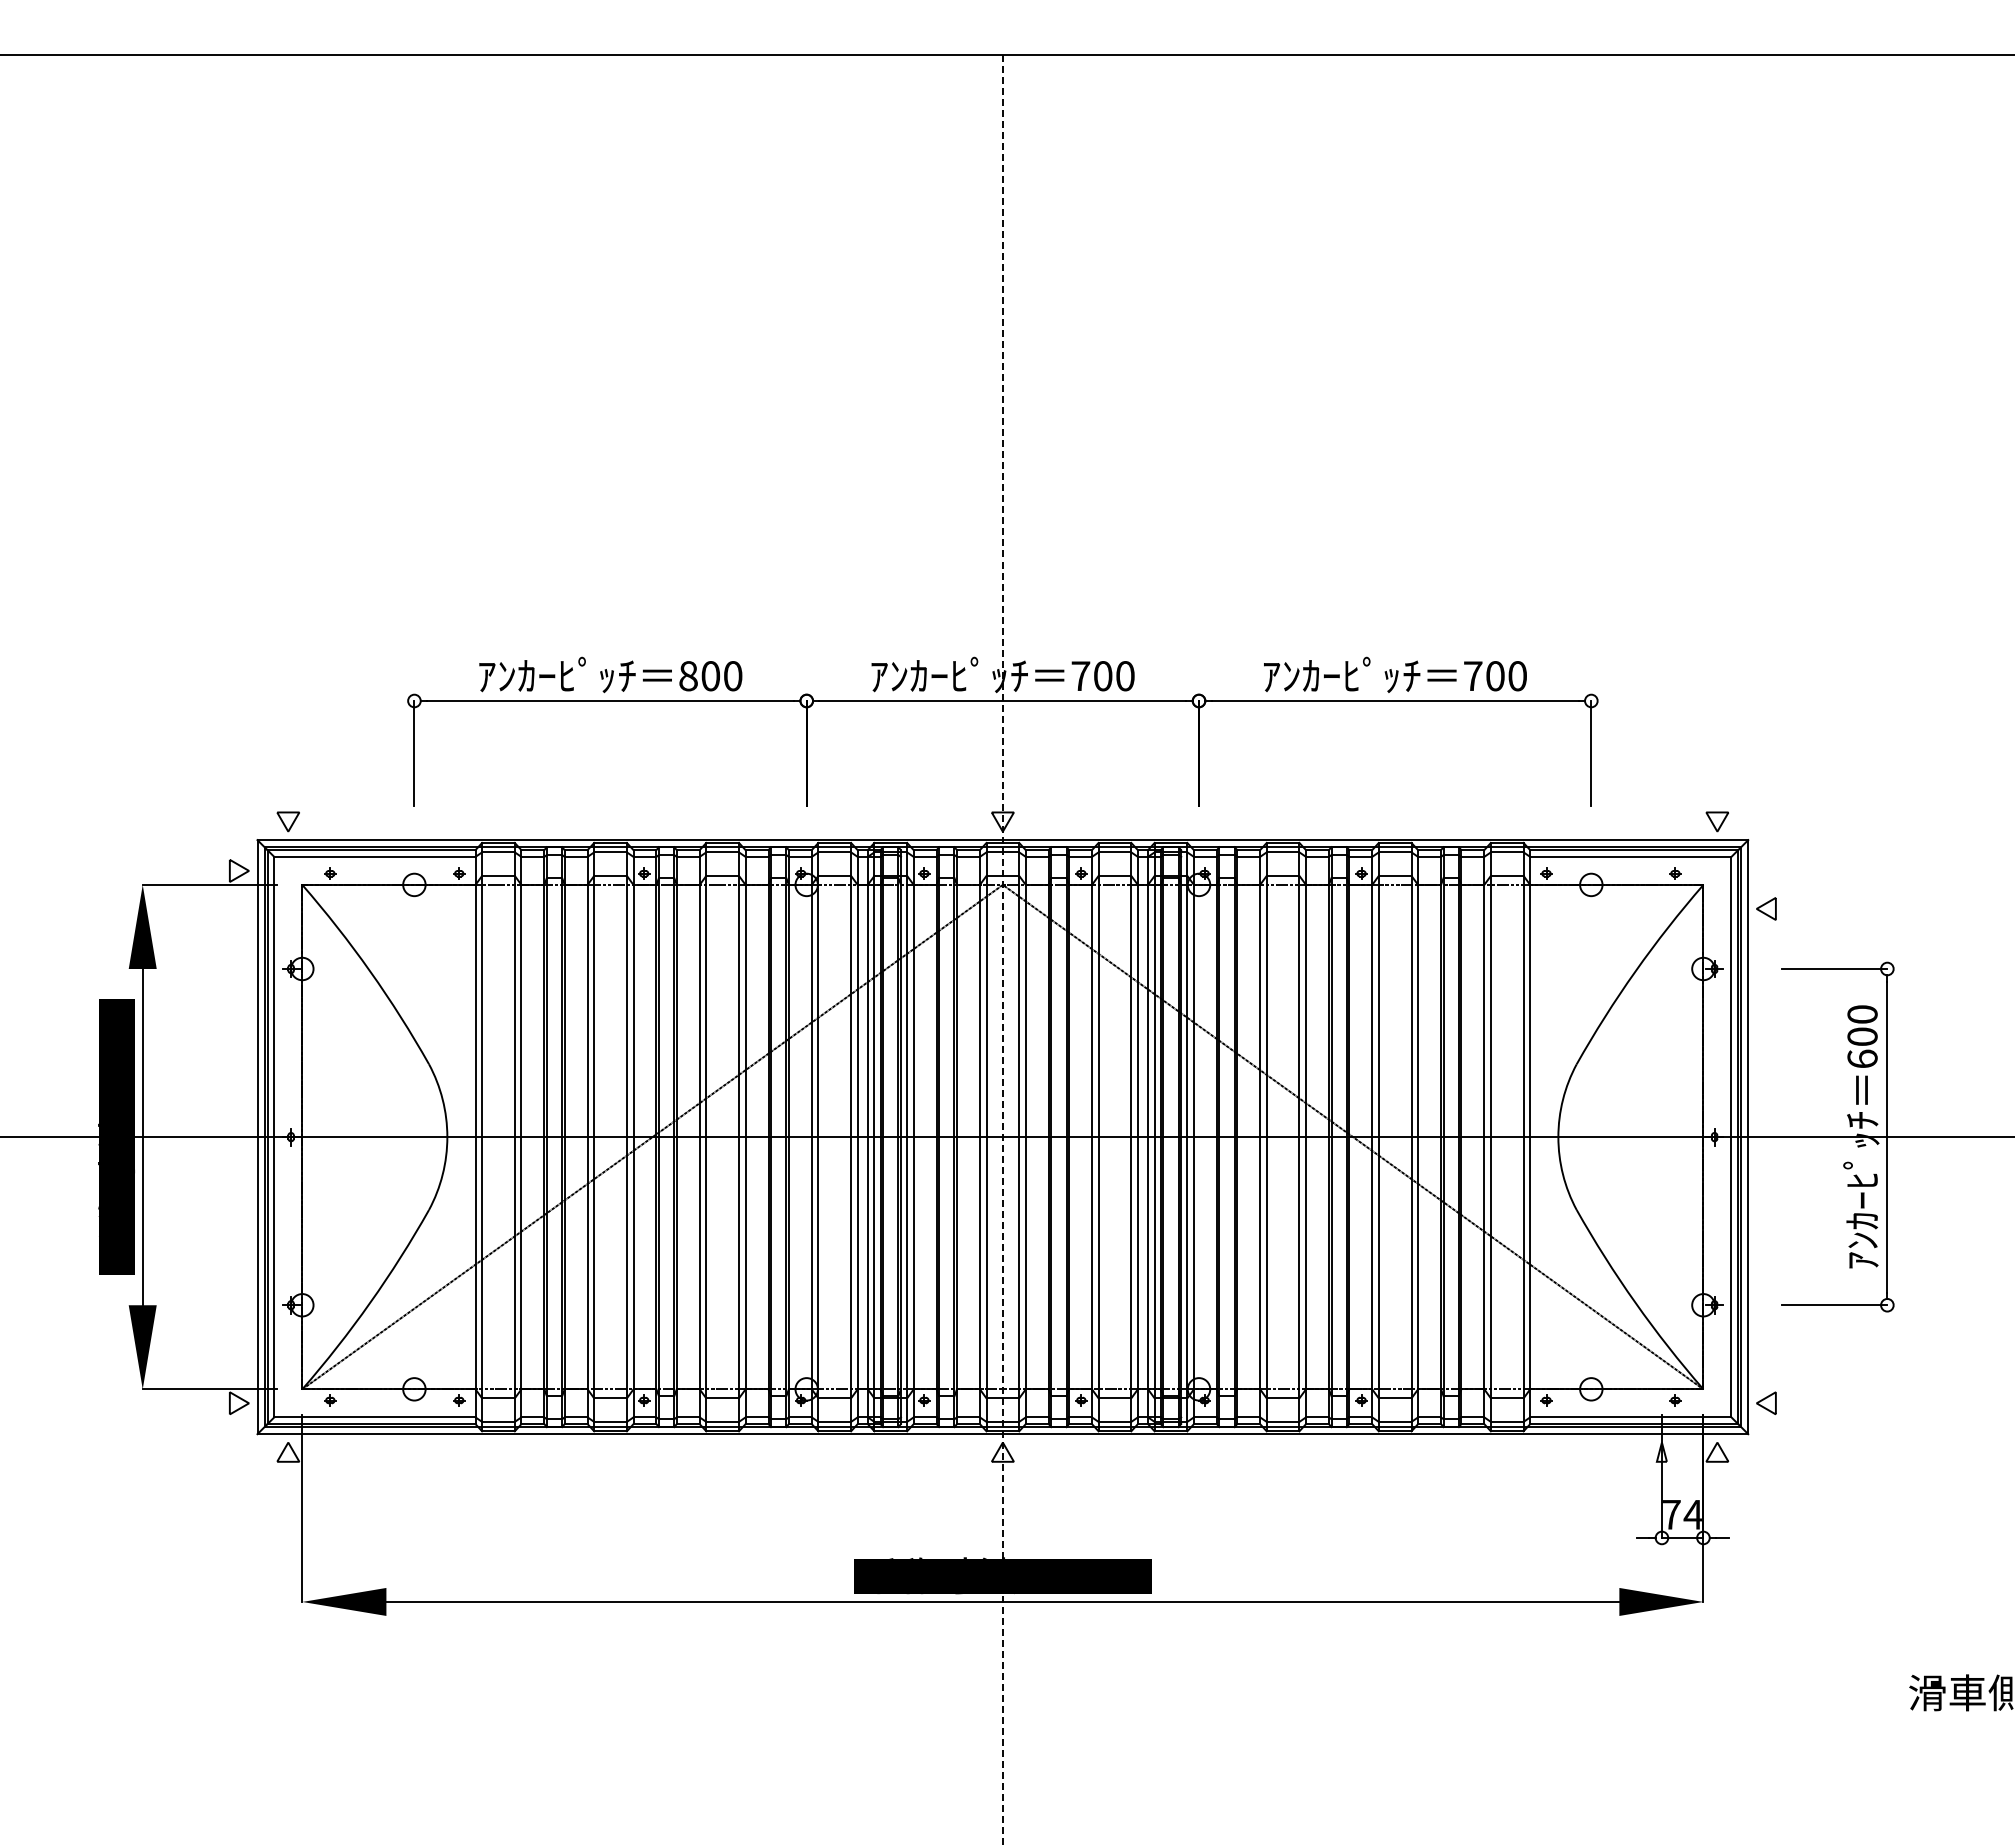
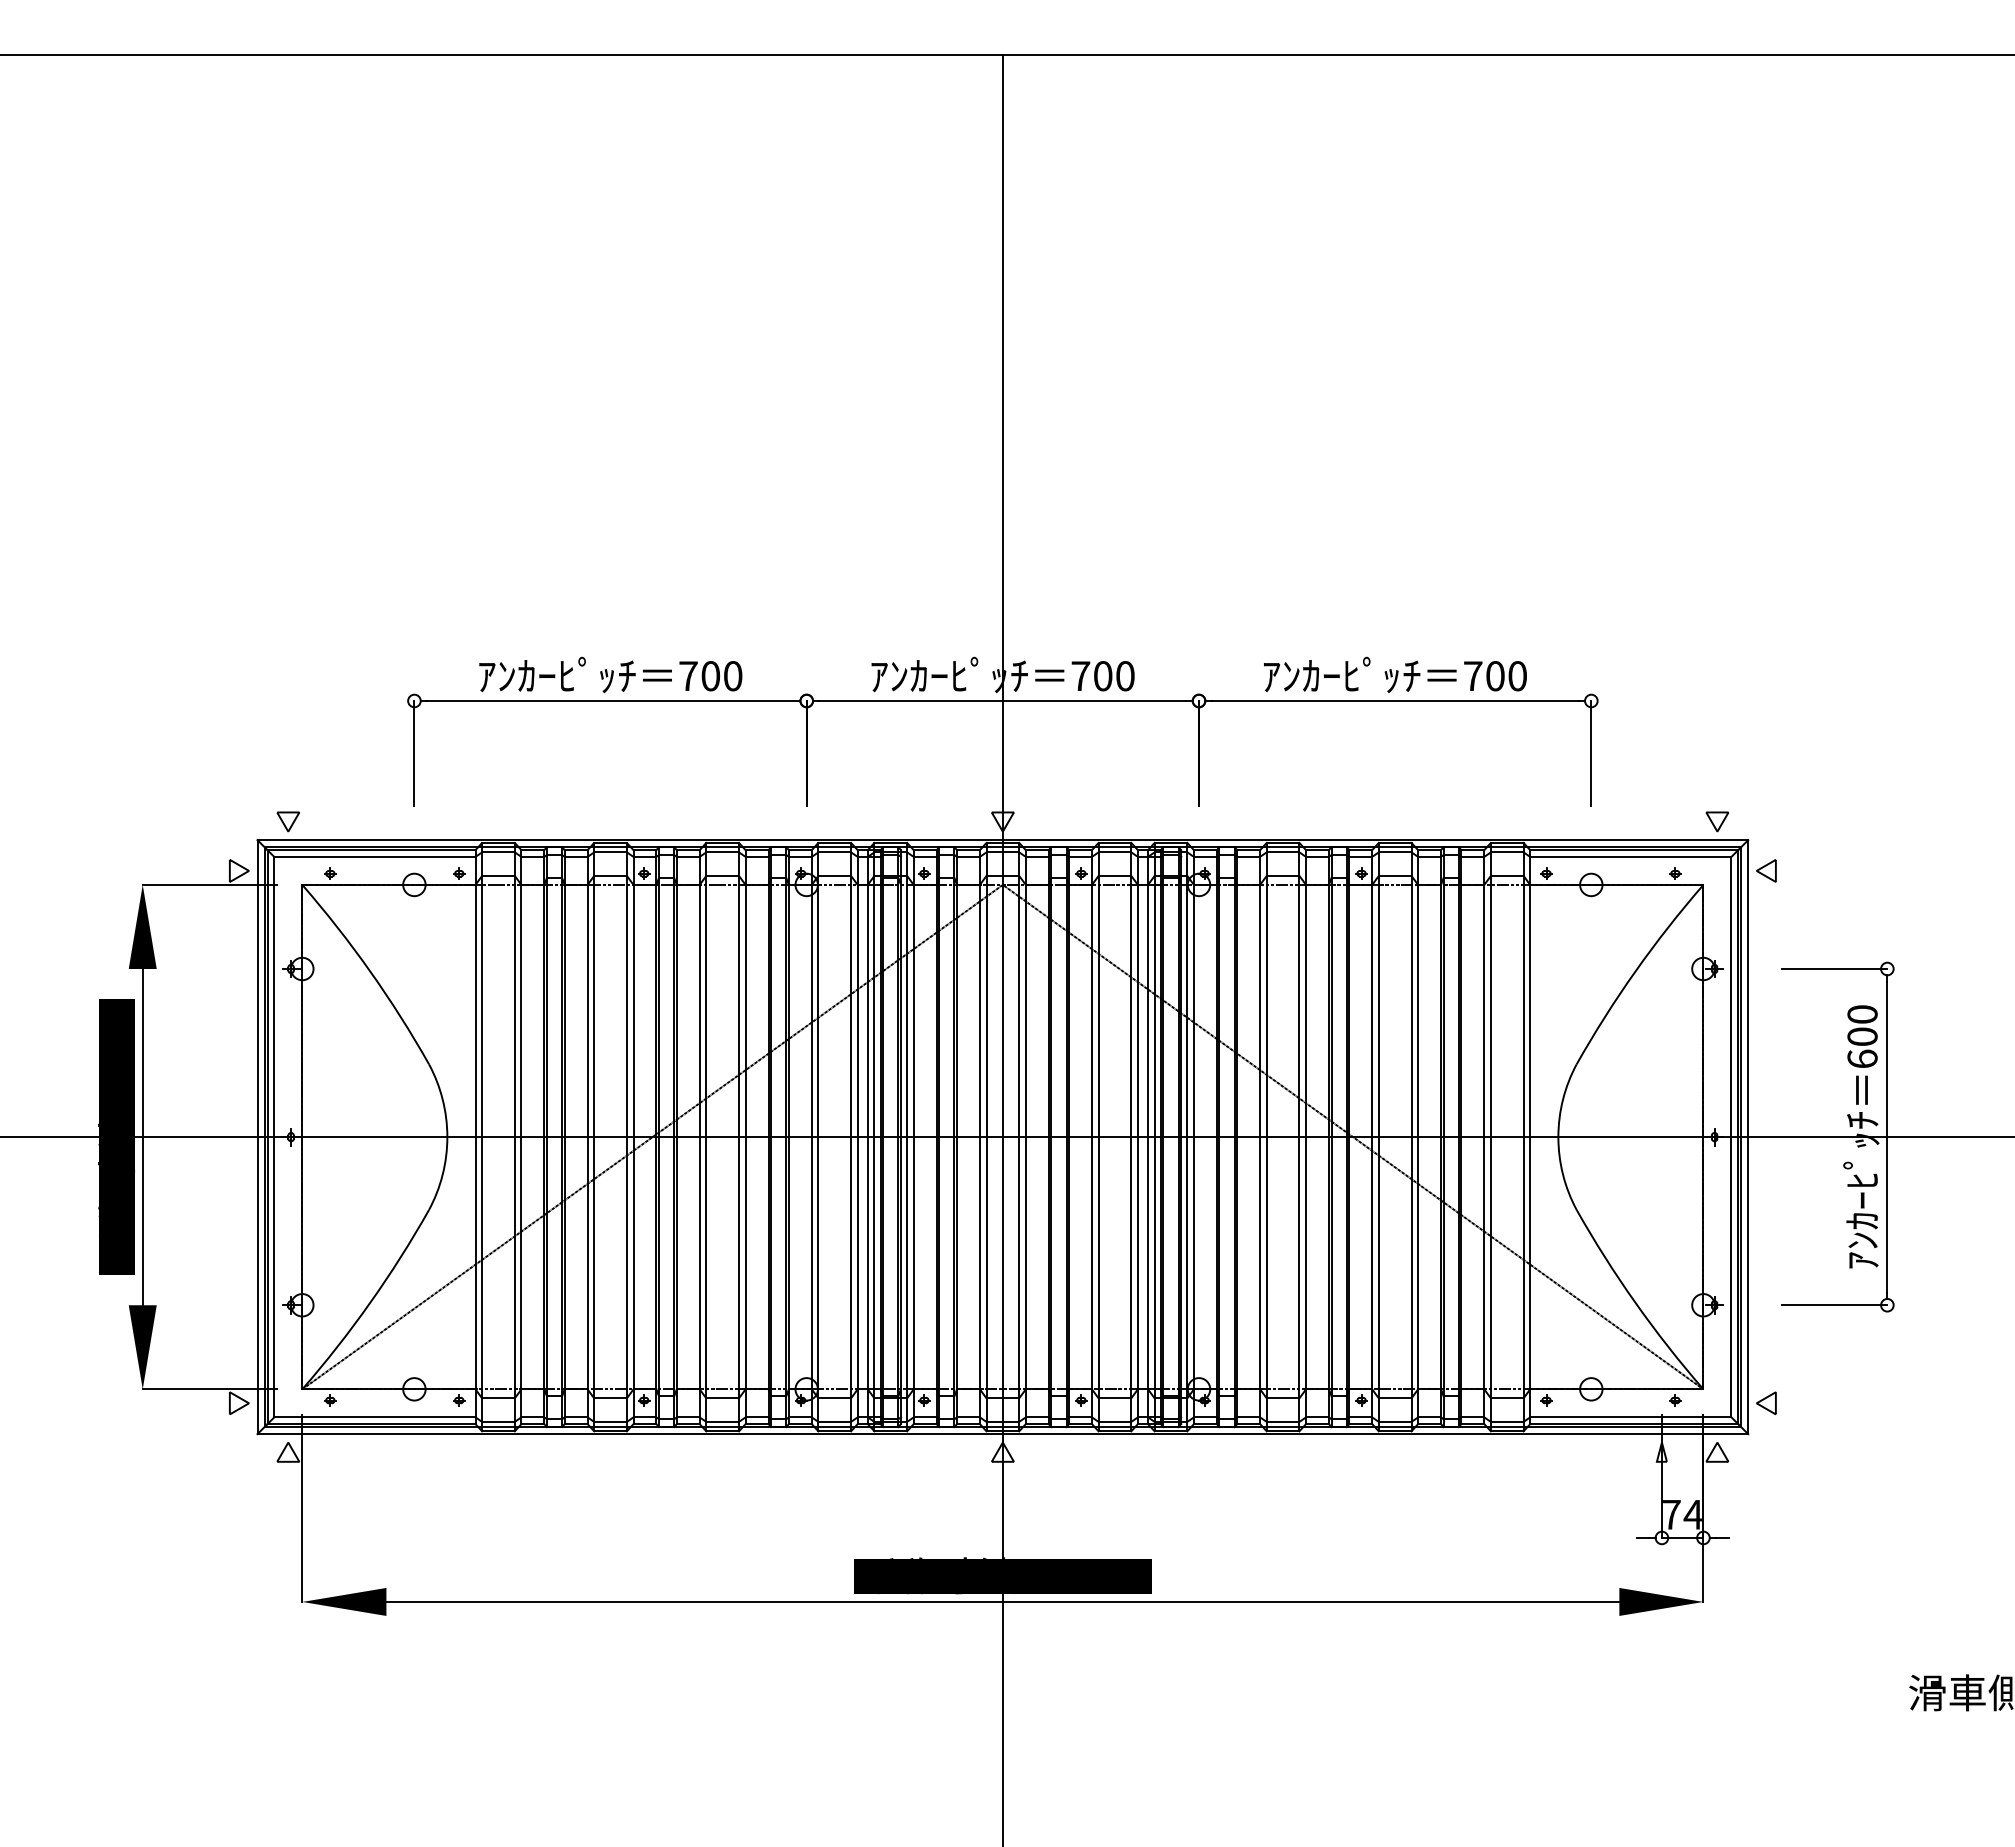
text: 800 -> 700 (688, 676)
part position: (1766, 908) -> (1766, 870) (1766, 870)
line: dashed -> solid (1002, 951)
